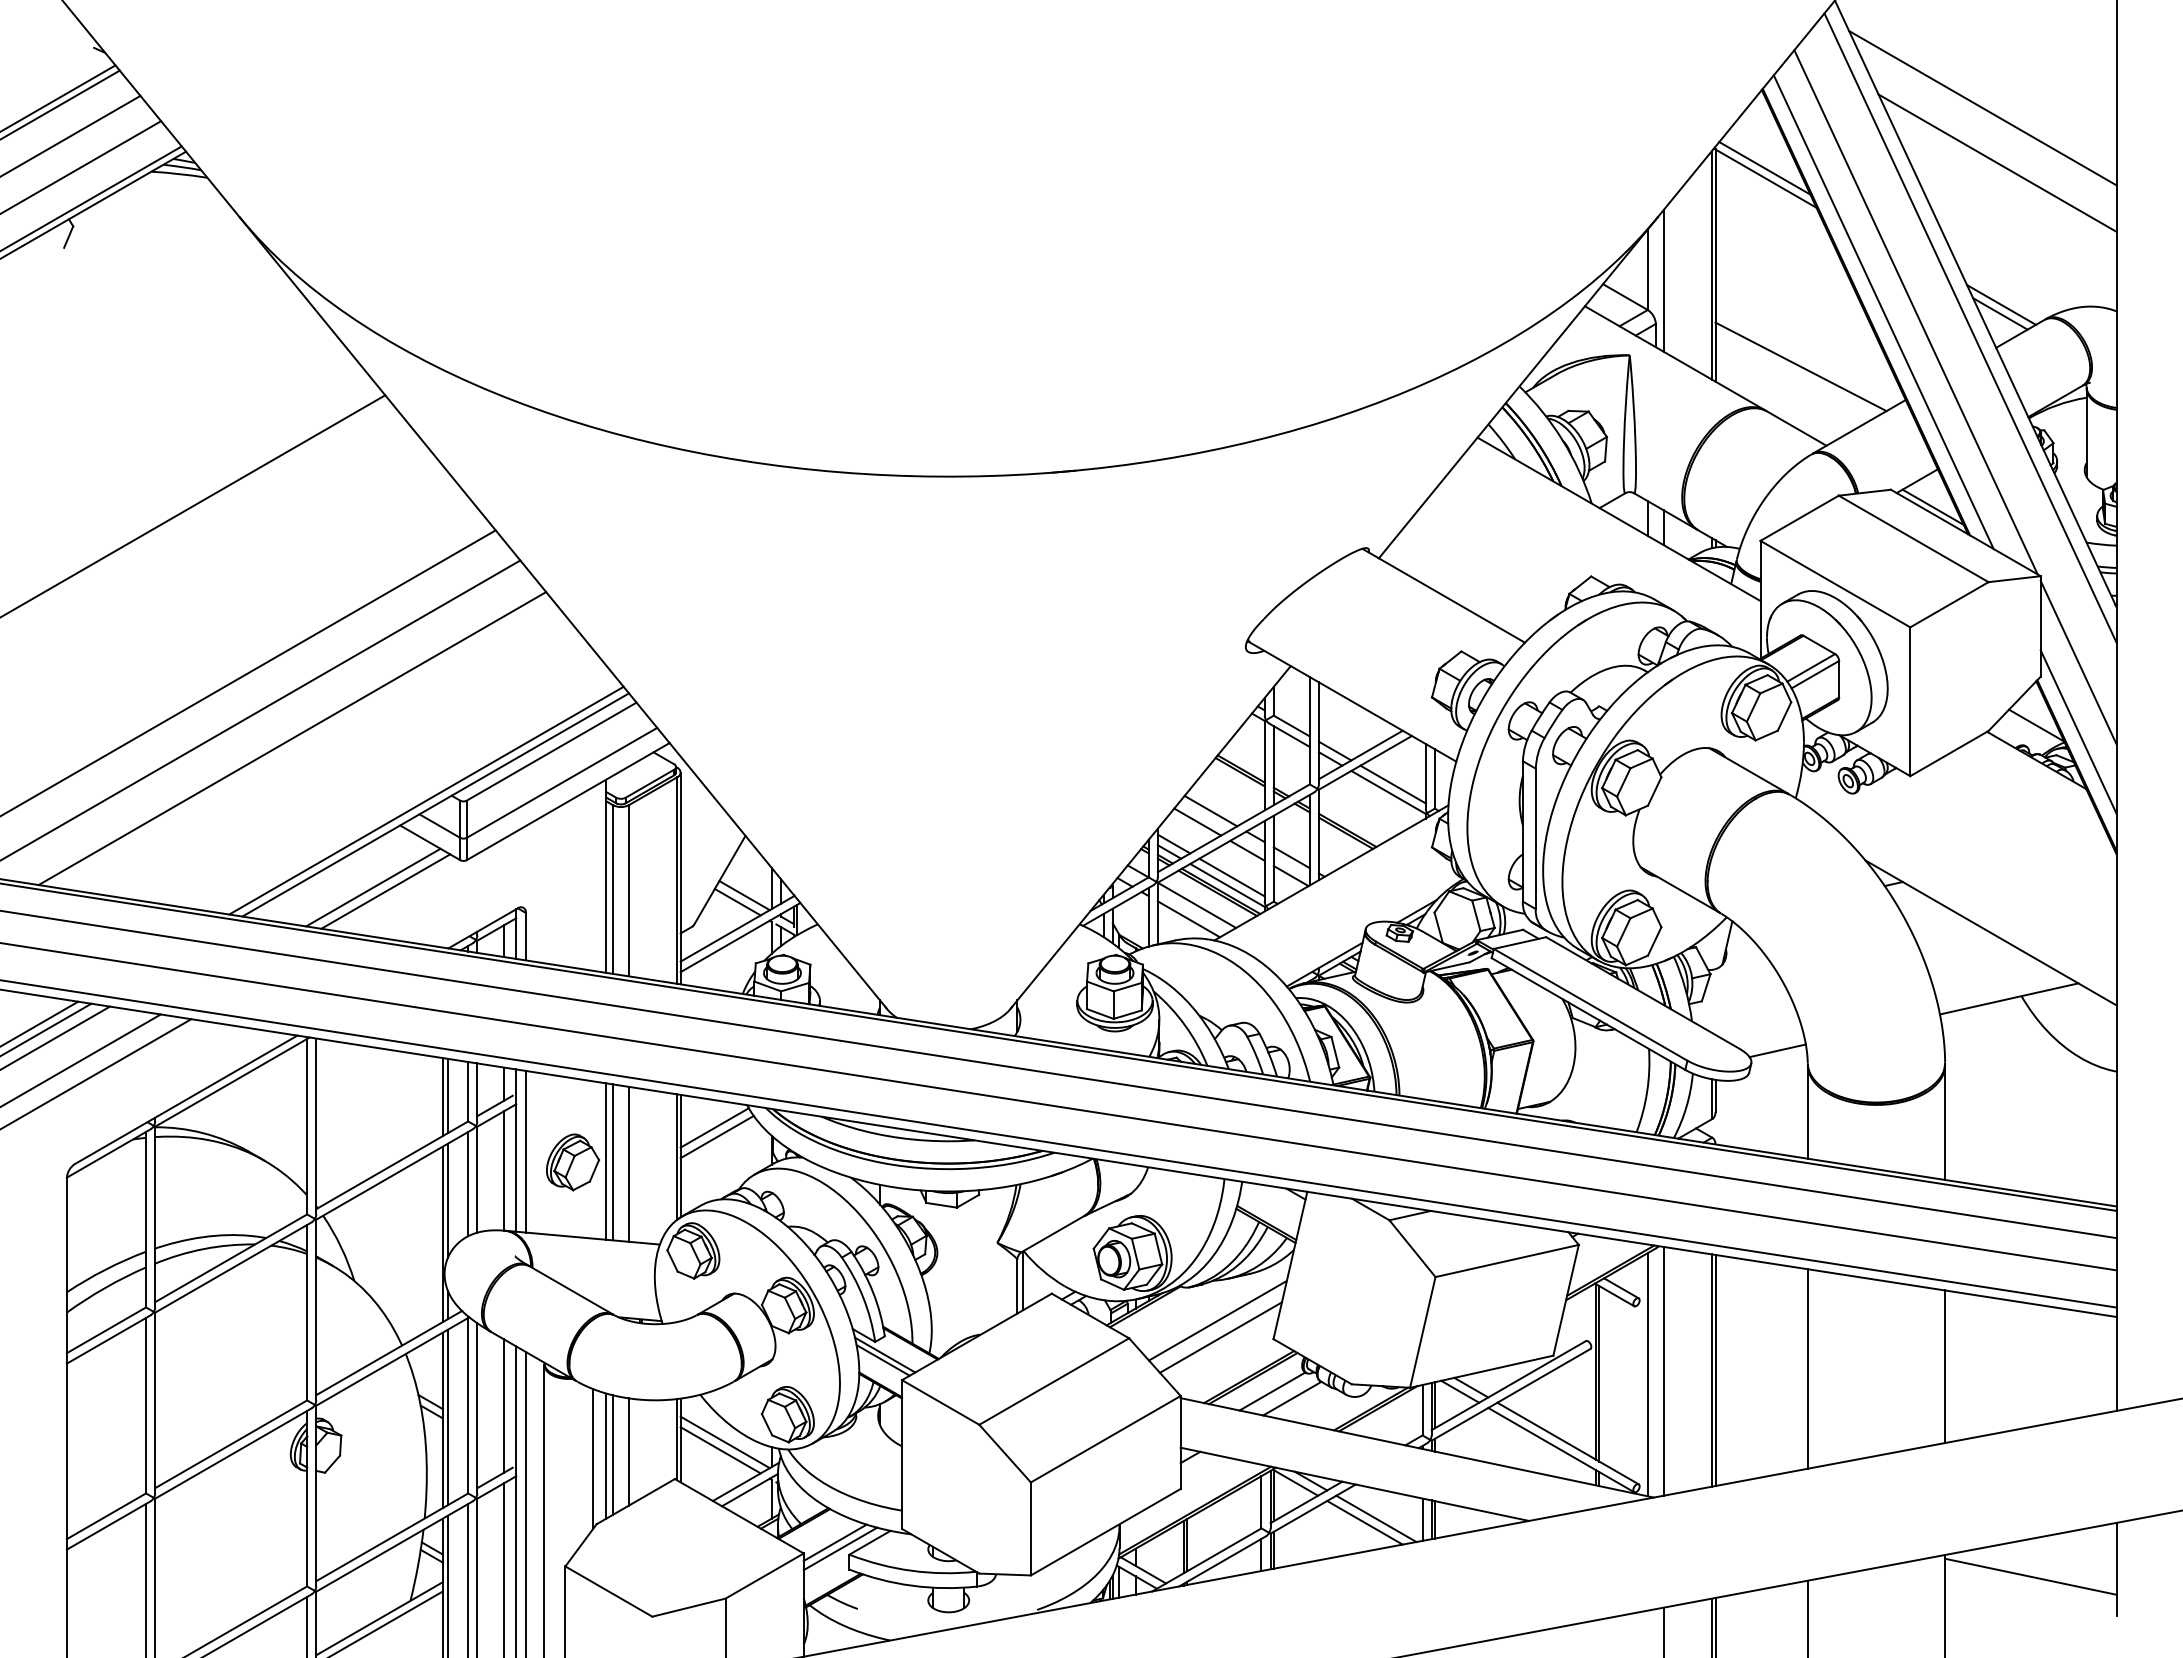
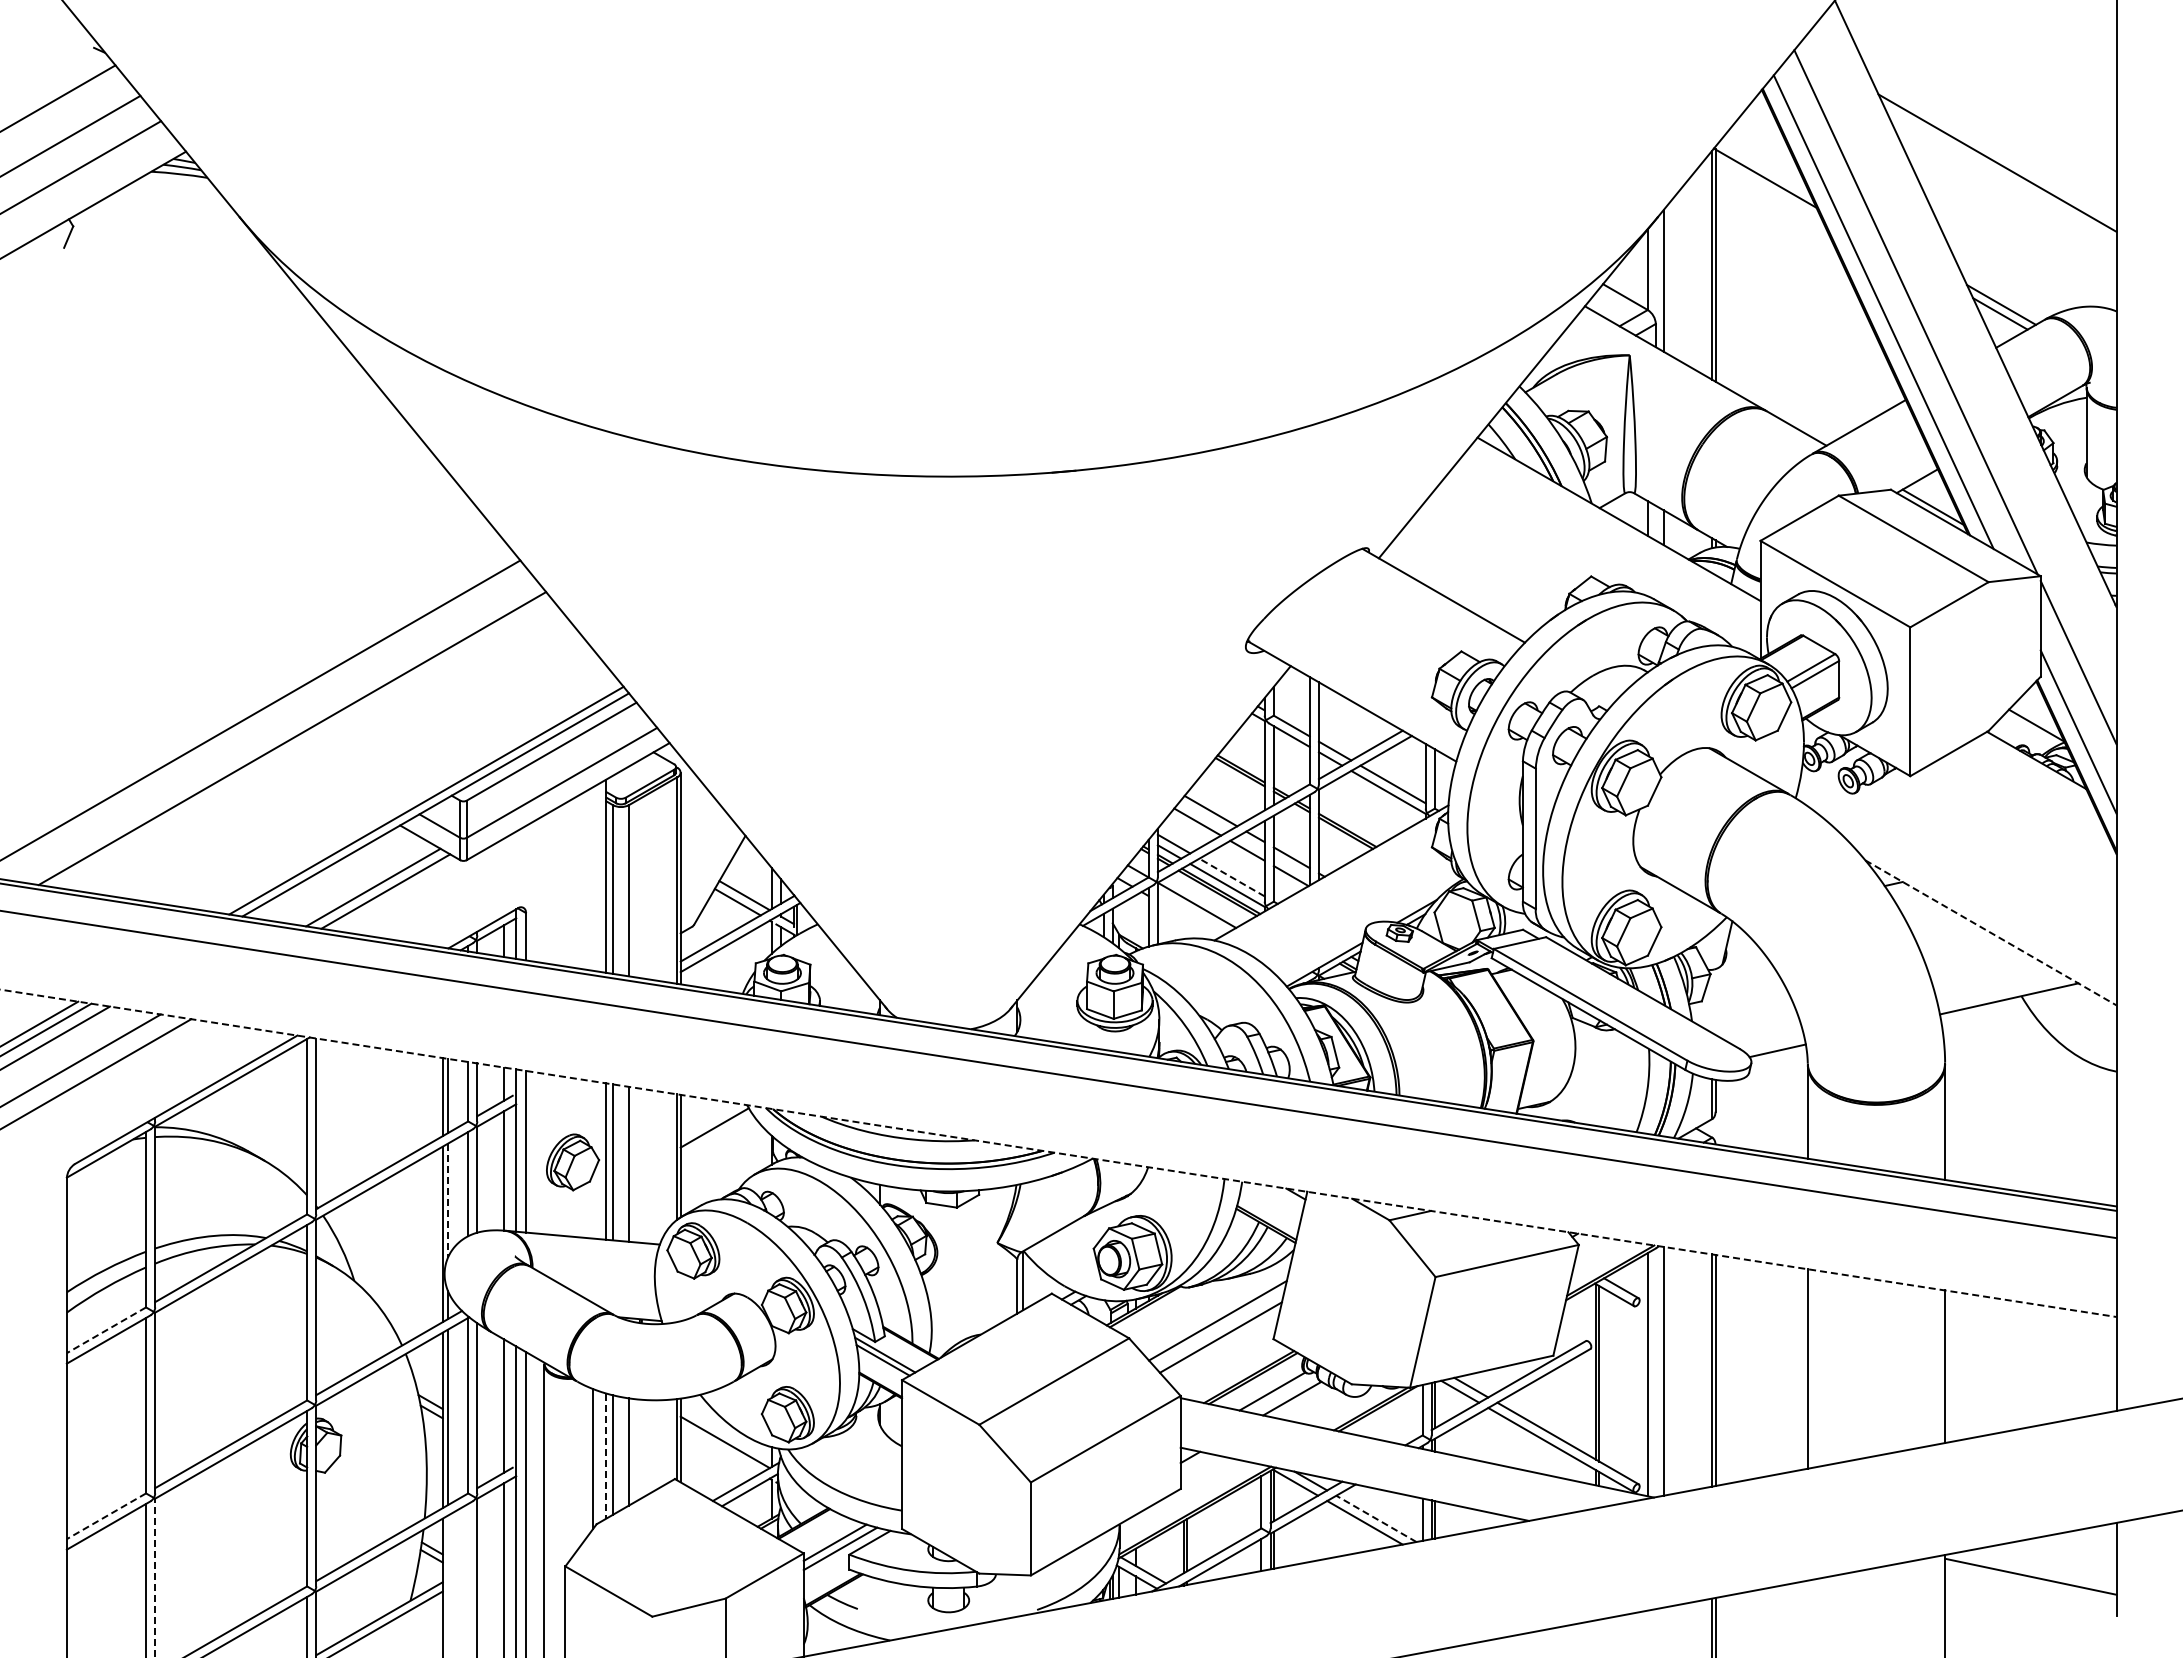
line: present -> none (60, 104)
line: present -> none (1982, 107)
line: present -> none (1764, 168)
line: present -> none (91, 198)
line: present -> none (1970, 327)
line: present -> none (1800, 366)
line: present -> none (193, 505)
line: present -> none (248, 672)
line: solid -> dashed (1232, 877)
line: present -> none (1188, 919)
line: solid -> dashed (1990, 932)
line: present -> none (1059, 1106)
line: present -> none (716, 1136)
line: present -> none (1059, 1143)
line: solid -> dashed (1058, 1153)
line: solid -> dashed (447, 1201)
line: solid -> dashed (106, 1330)
line: present -> none (720, 1450)
line: solid -> dashed (606, 1456)
line: solid -> dashed (106, 1516)
line: solid -> dashed (1375, 1518)
line: solid -> dashed (155, 1577)
line: present -> none (468, 1578)
line: present -> none (447, 1584)
line: present -> none (1807, 1617)
line: present -> none (1663, 1630)
